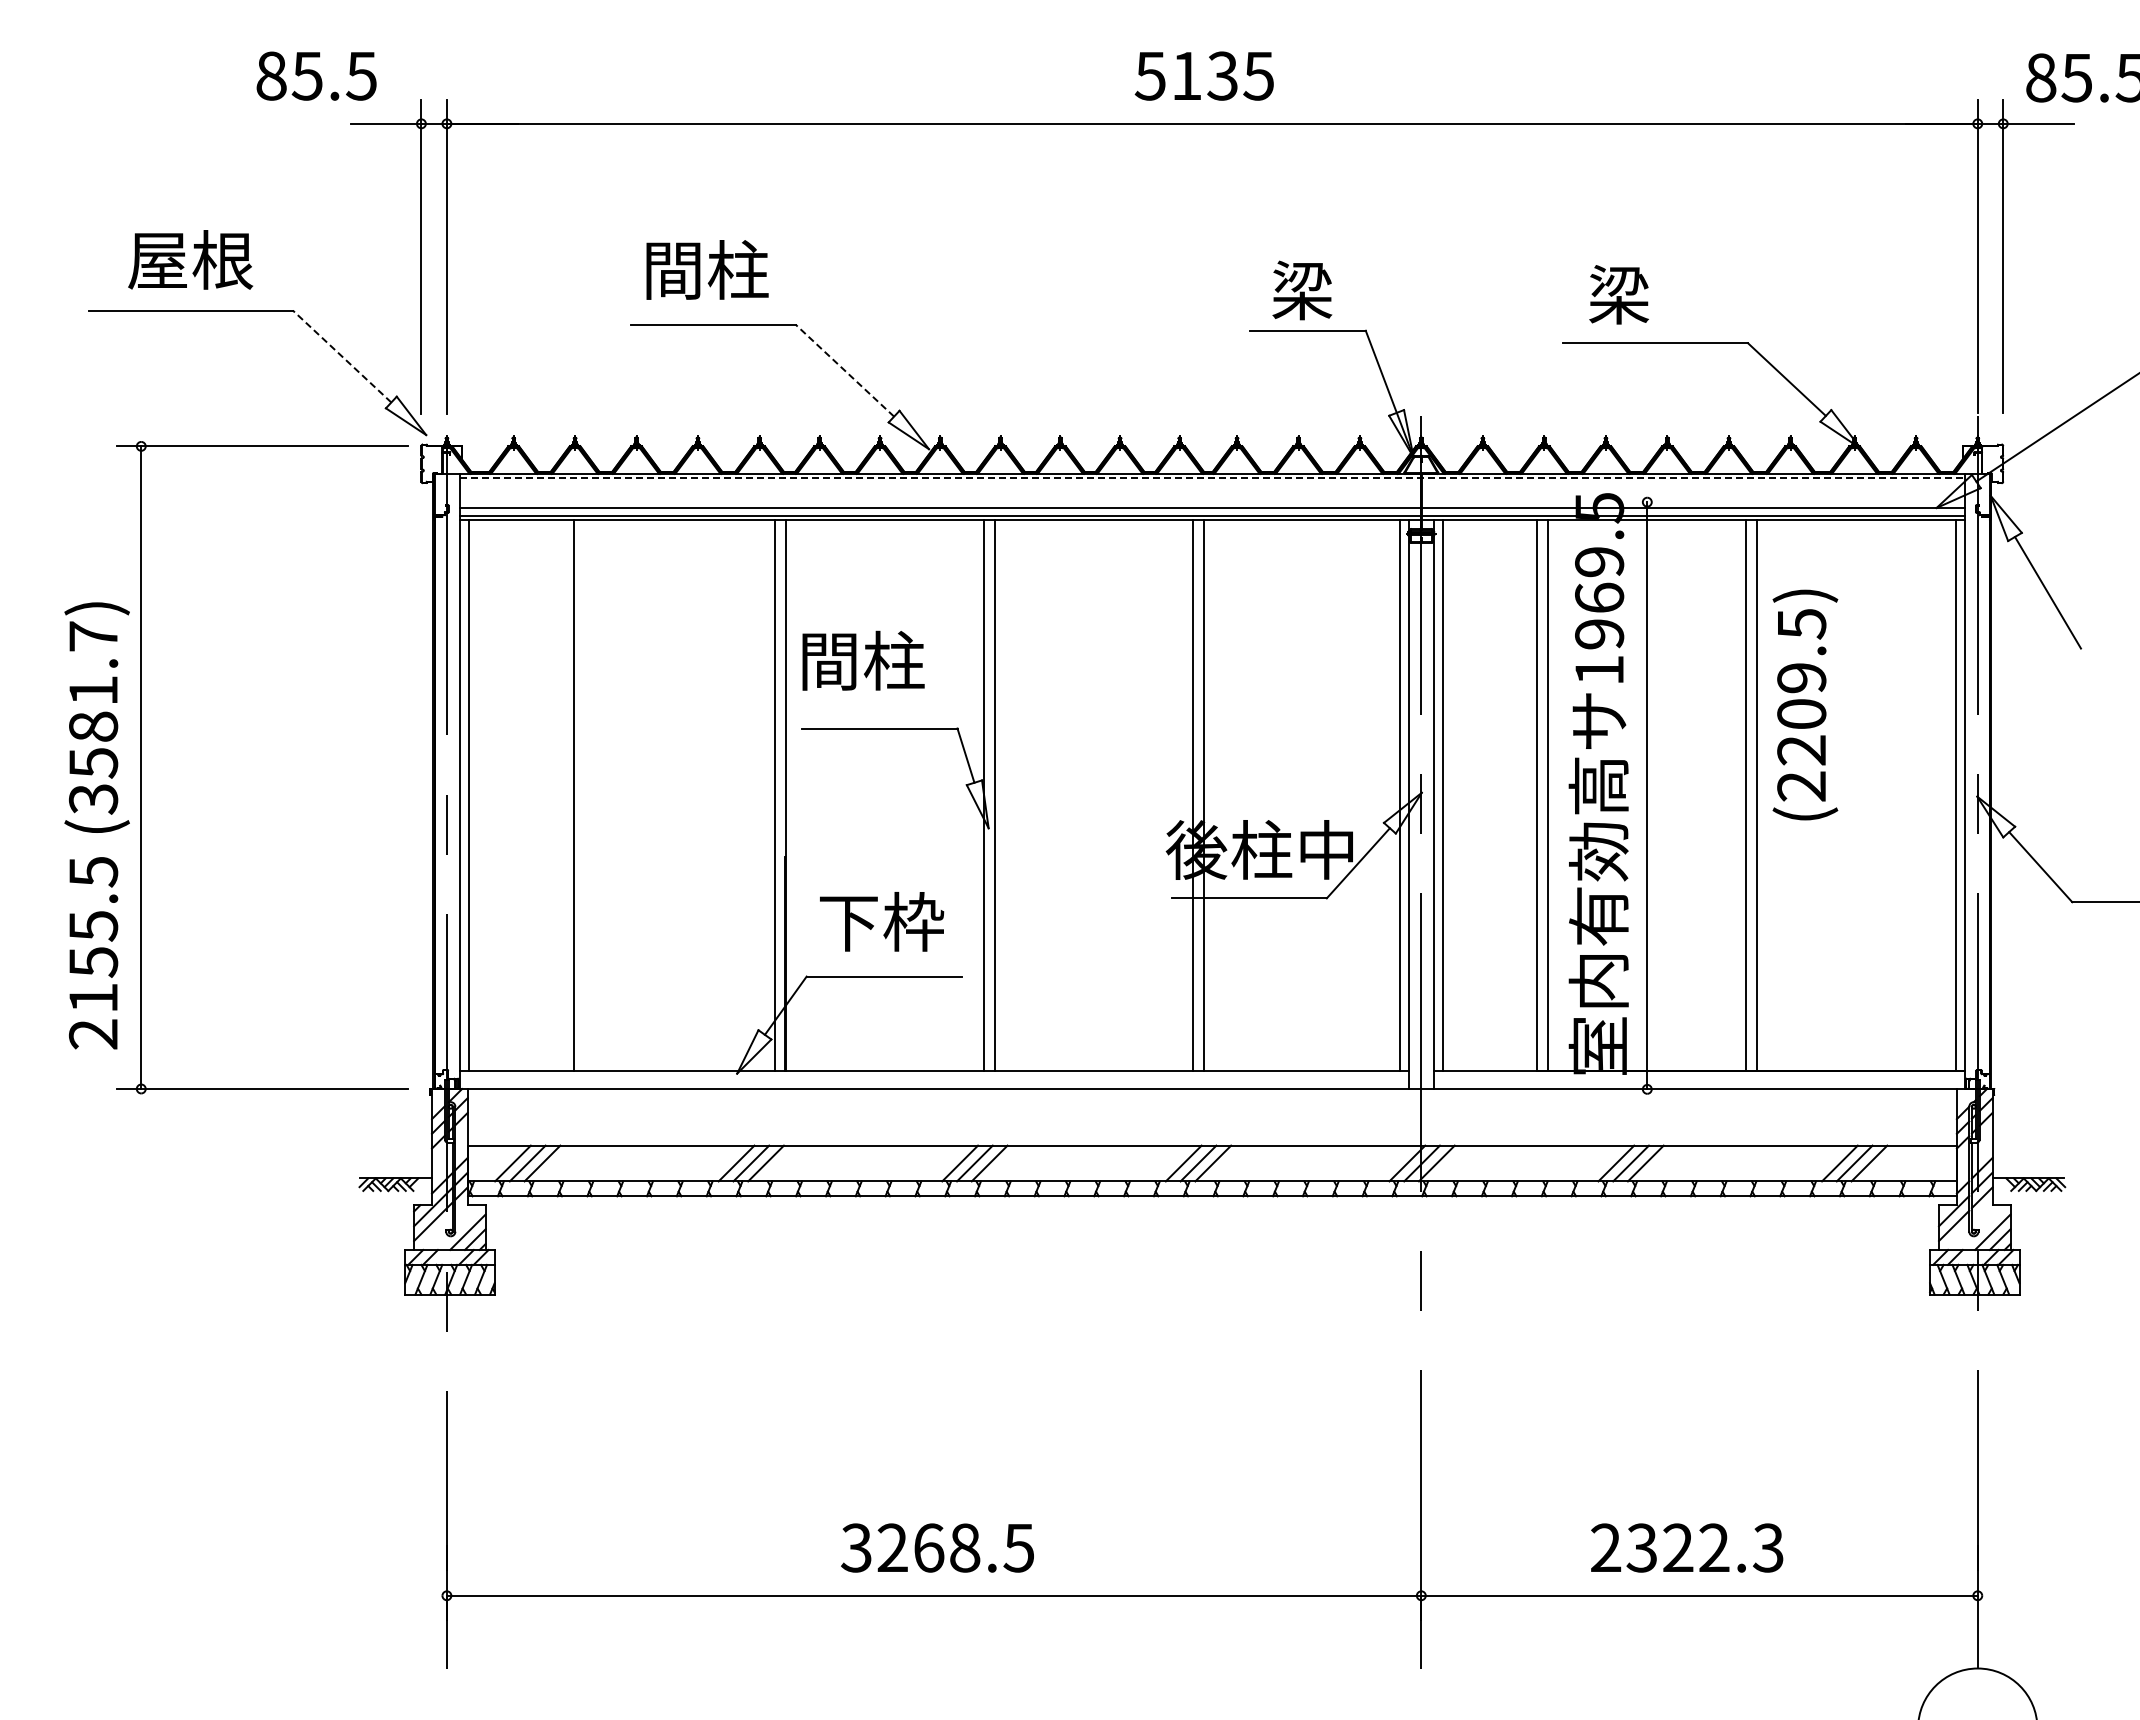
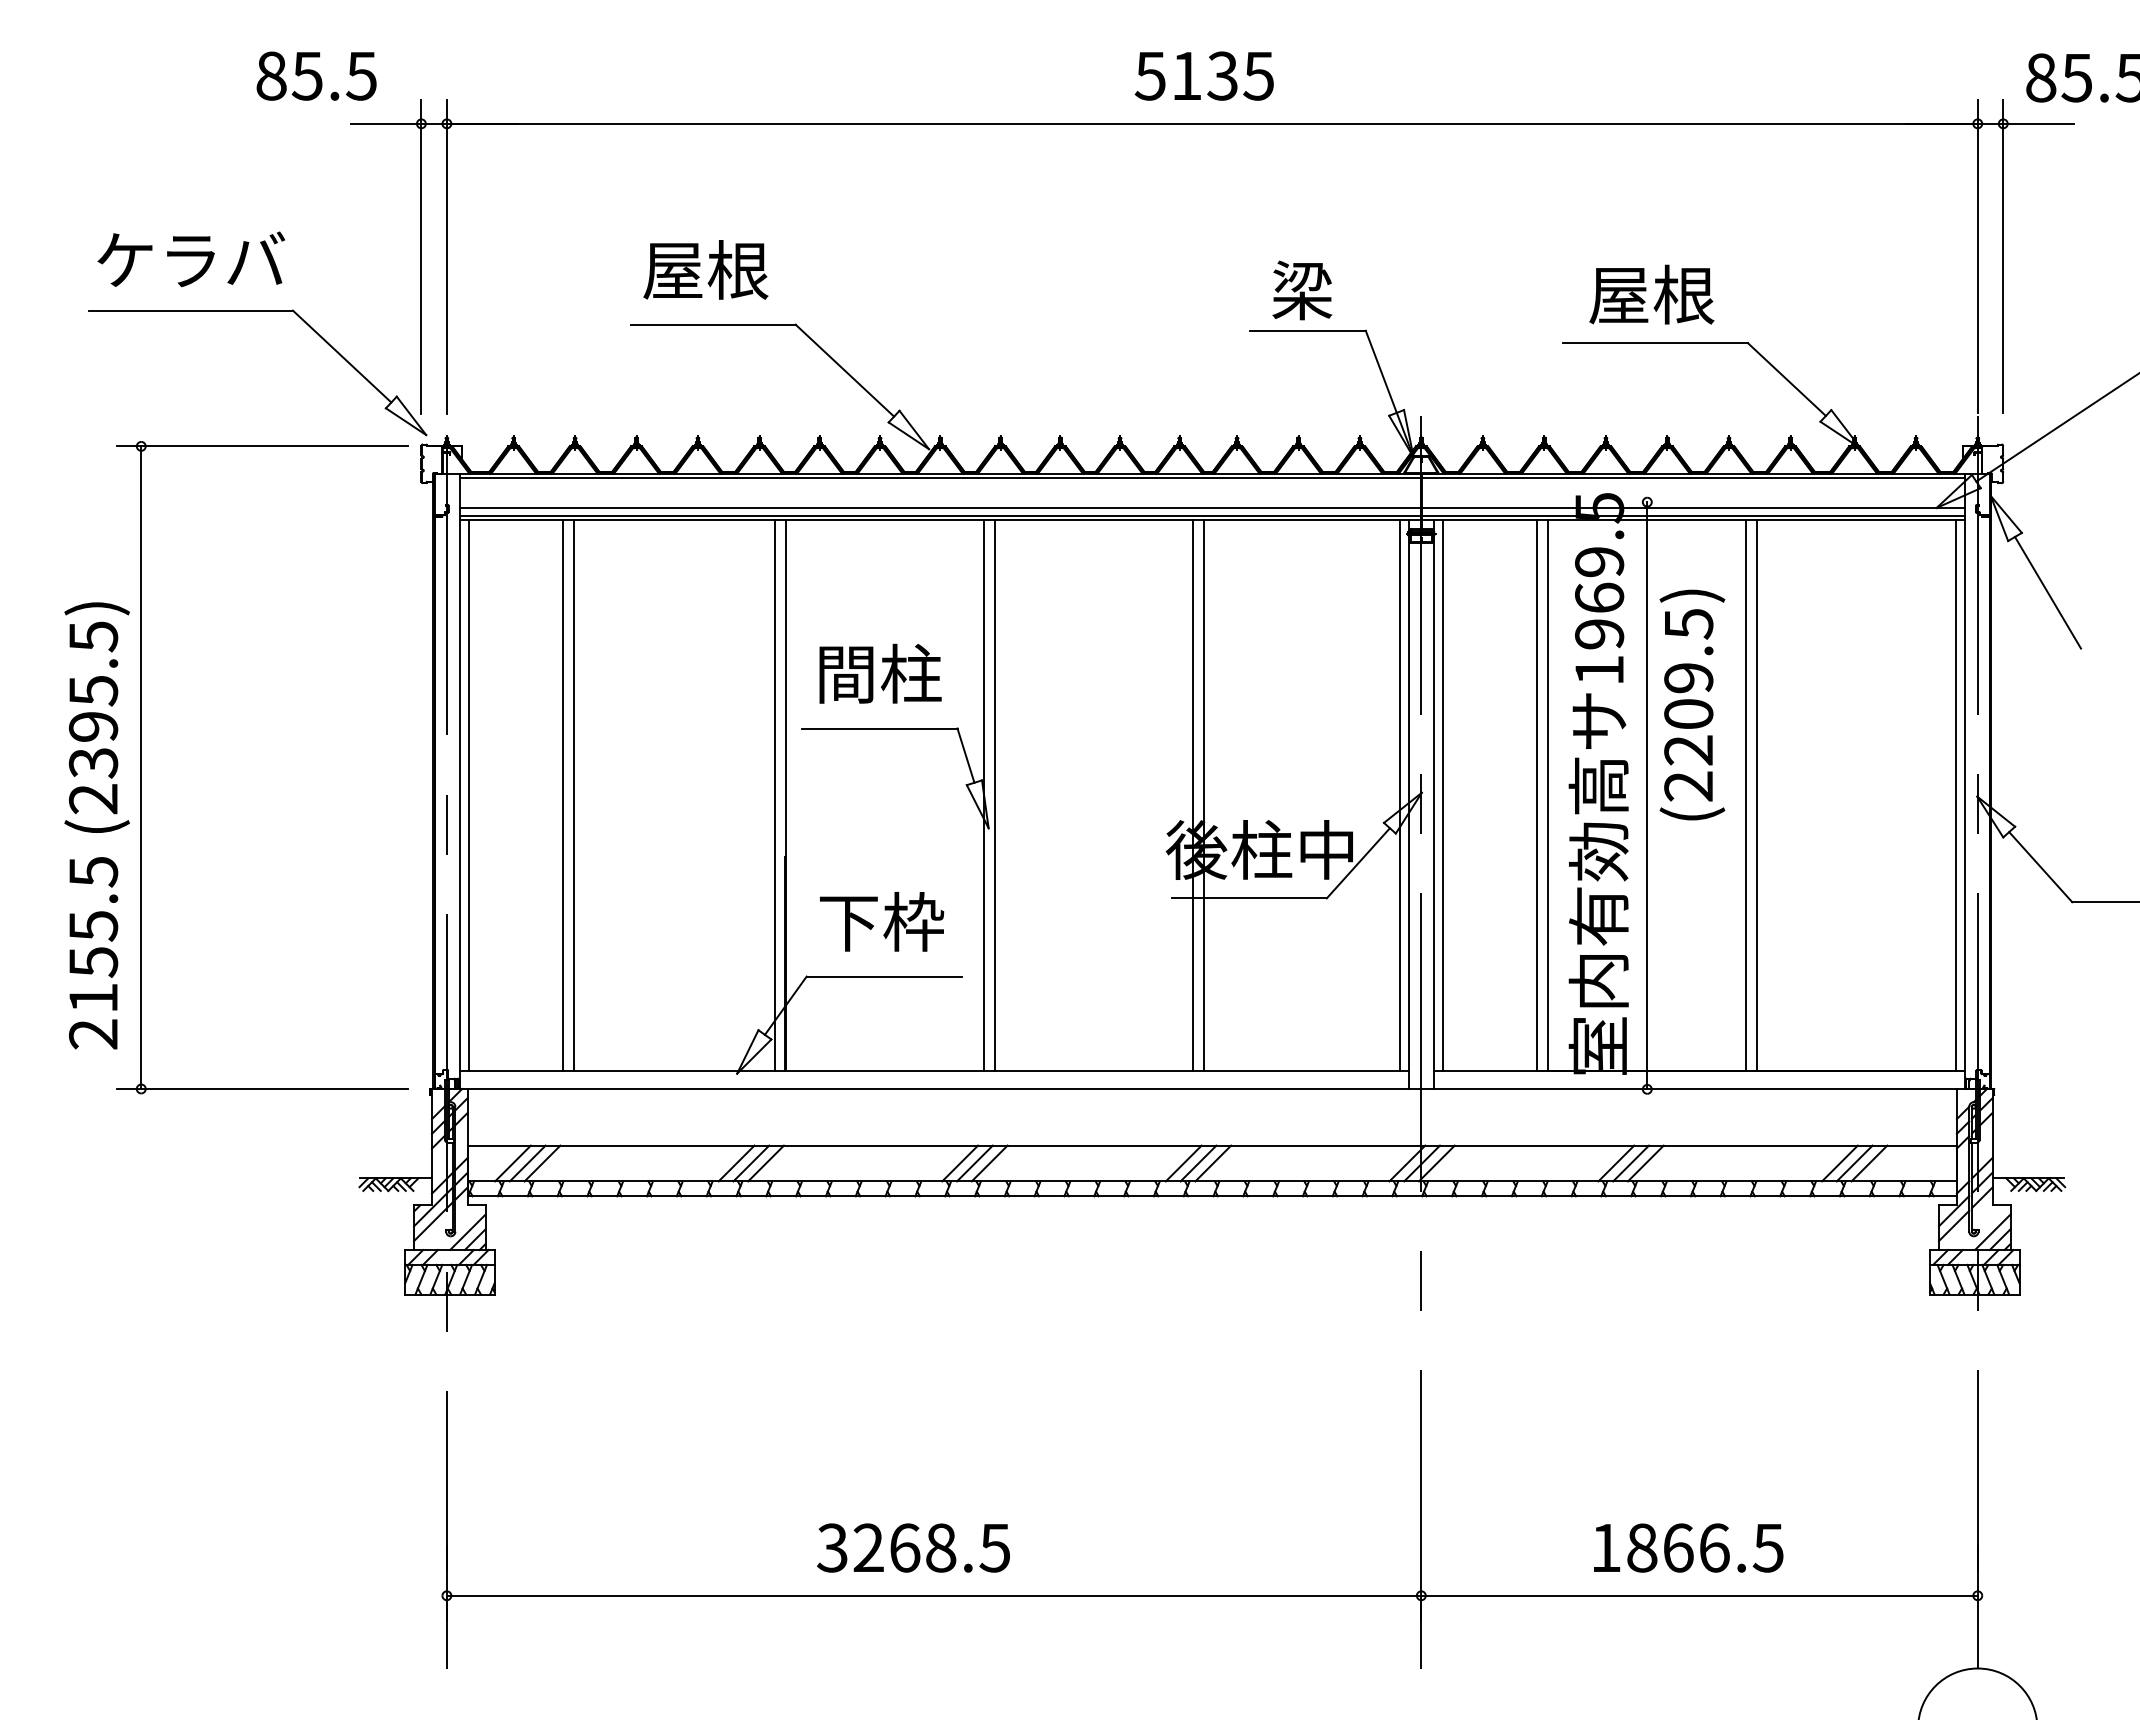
text: 屋根 -> ケラバ (191, 259)
text: 間柱 -> 屋根 (705, 269)
text: 梁 -> 屋根 (1651, 294)
line: dashed -> solid (341, 356)
line: dashed -> solid (844, 370)
line: dashed -> solid (1212, 478)
text position: (863, 660) -> (880, 673) (880, 673)
text position: (1805, 704) -> (1692, 704) (1692, 704)
text: (3581.7) -> (2395.5) (93, 717)
line: none -> present (562, 795)
text position: (937, 1547) -> (913, 1547) (913, 1547)
text: 2322.3 -> 1866.5 (1687, 1547)
